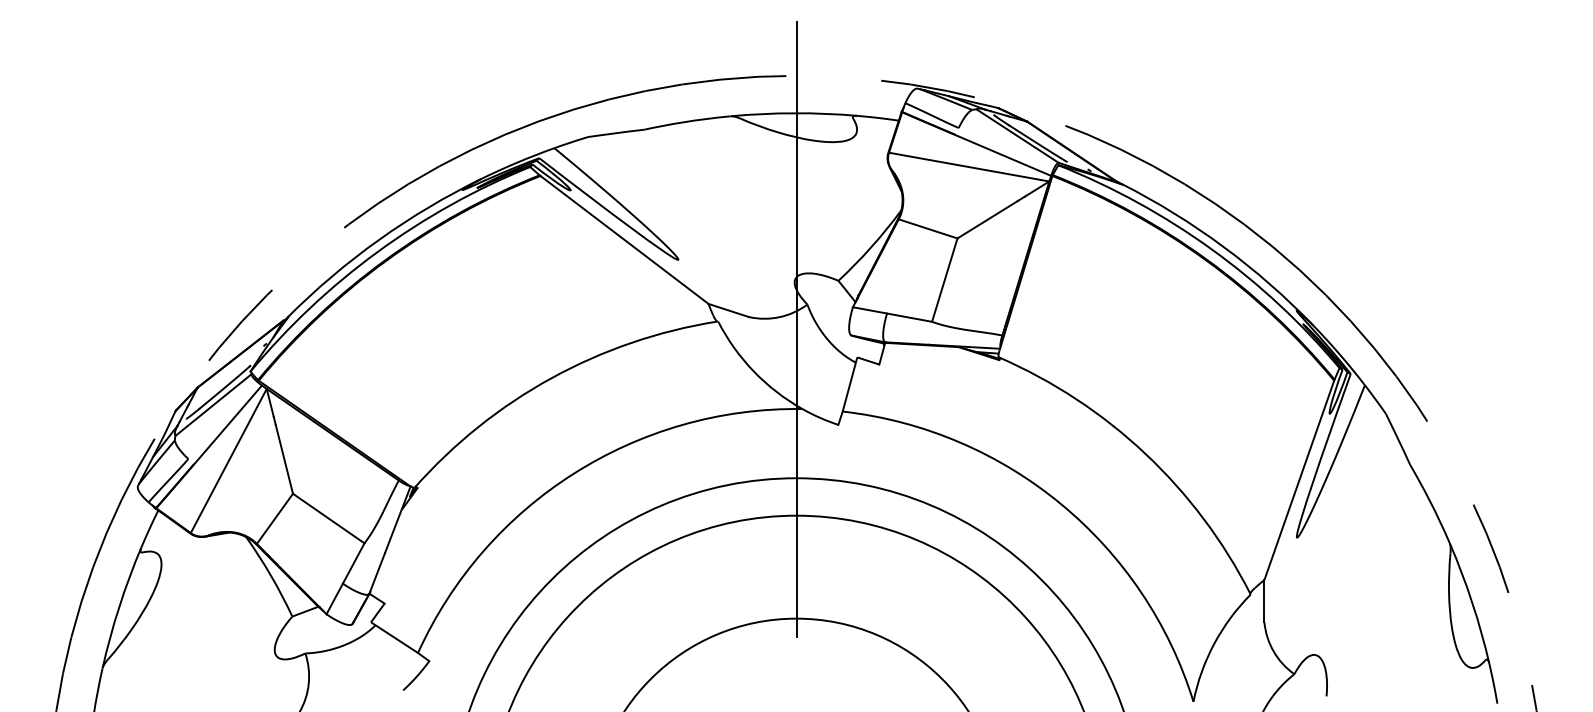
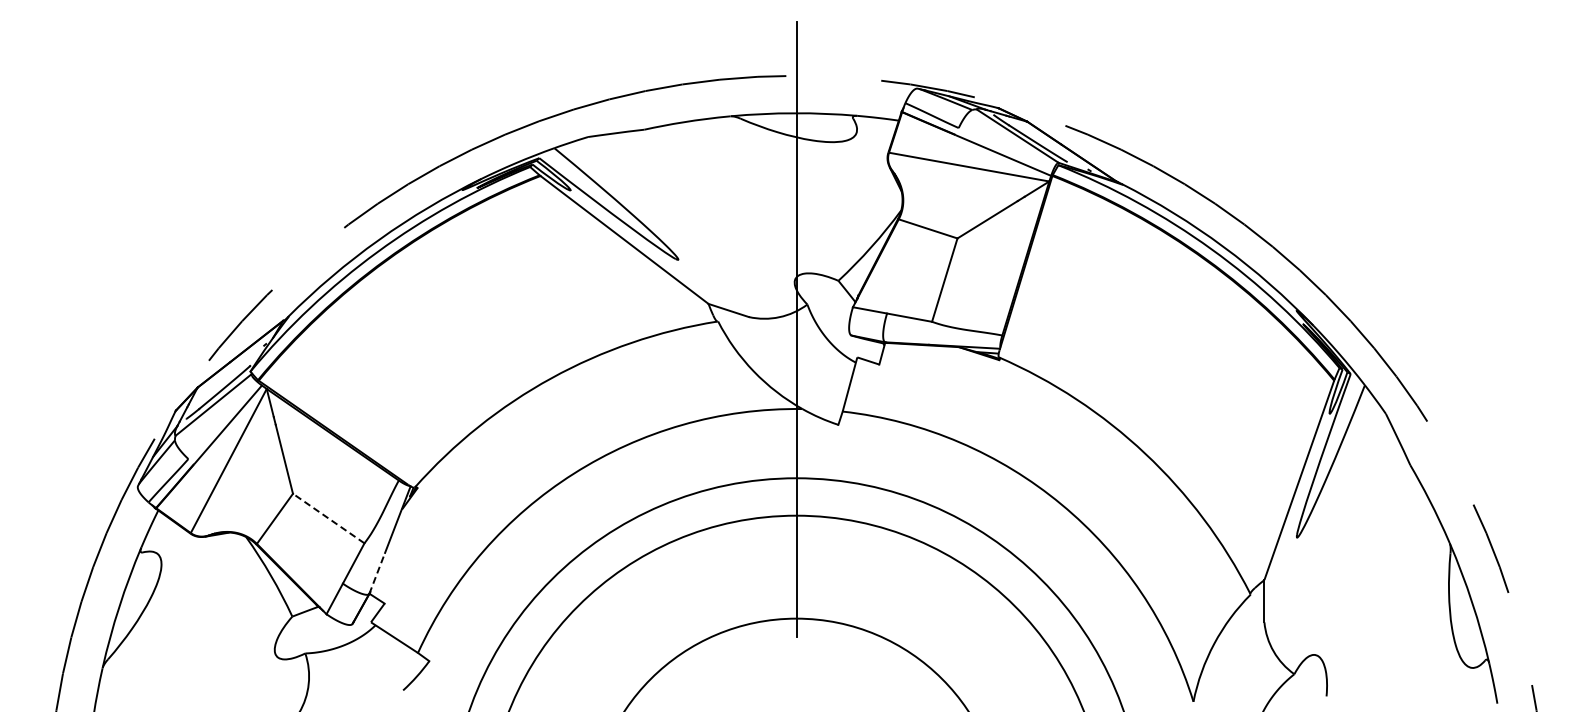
line: solid -> dashed (328, 518)
line: solid -> dashed (377, 573)
